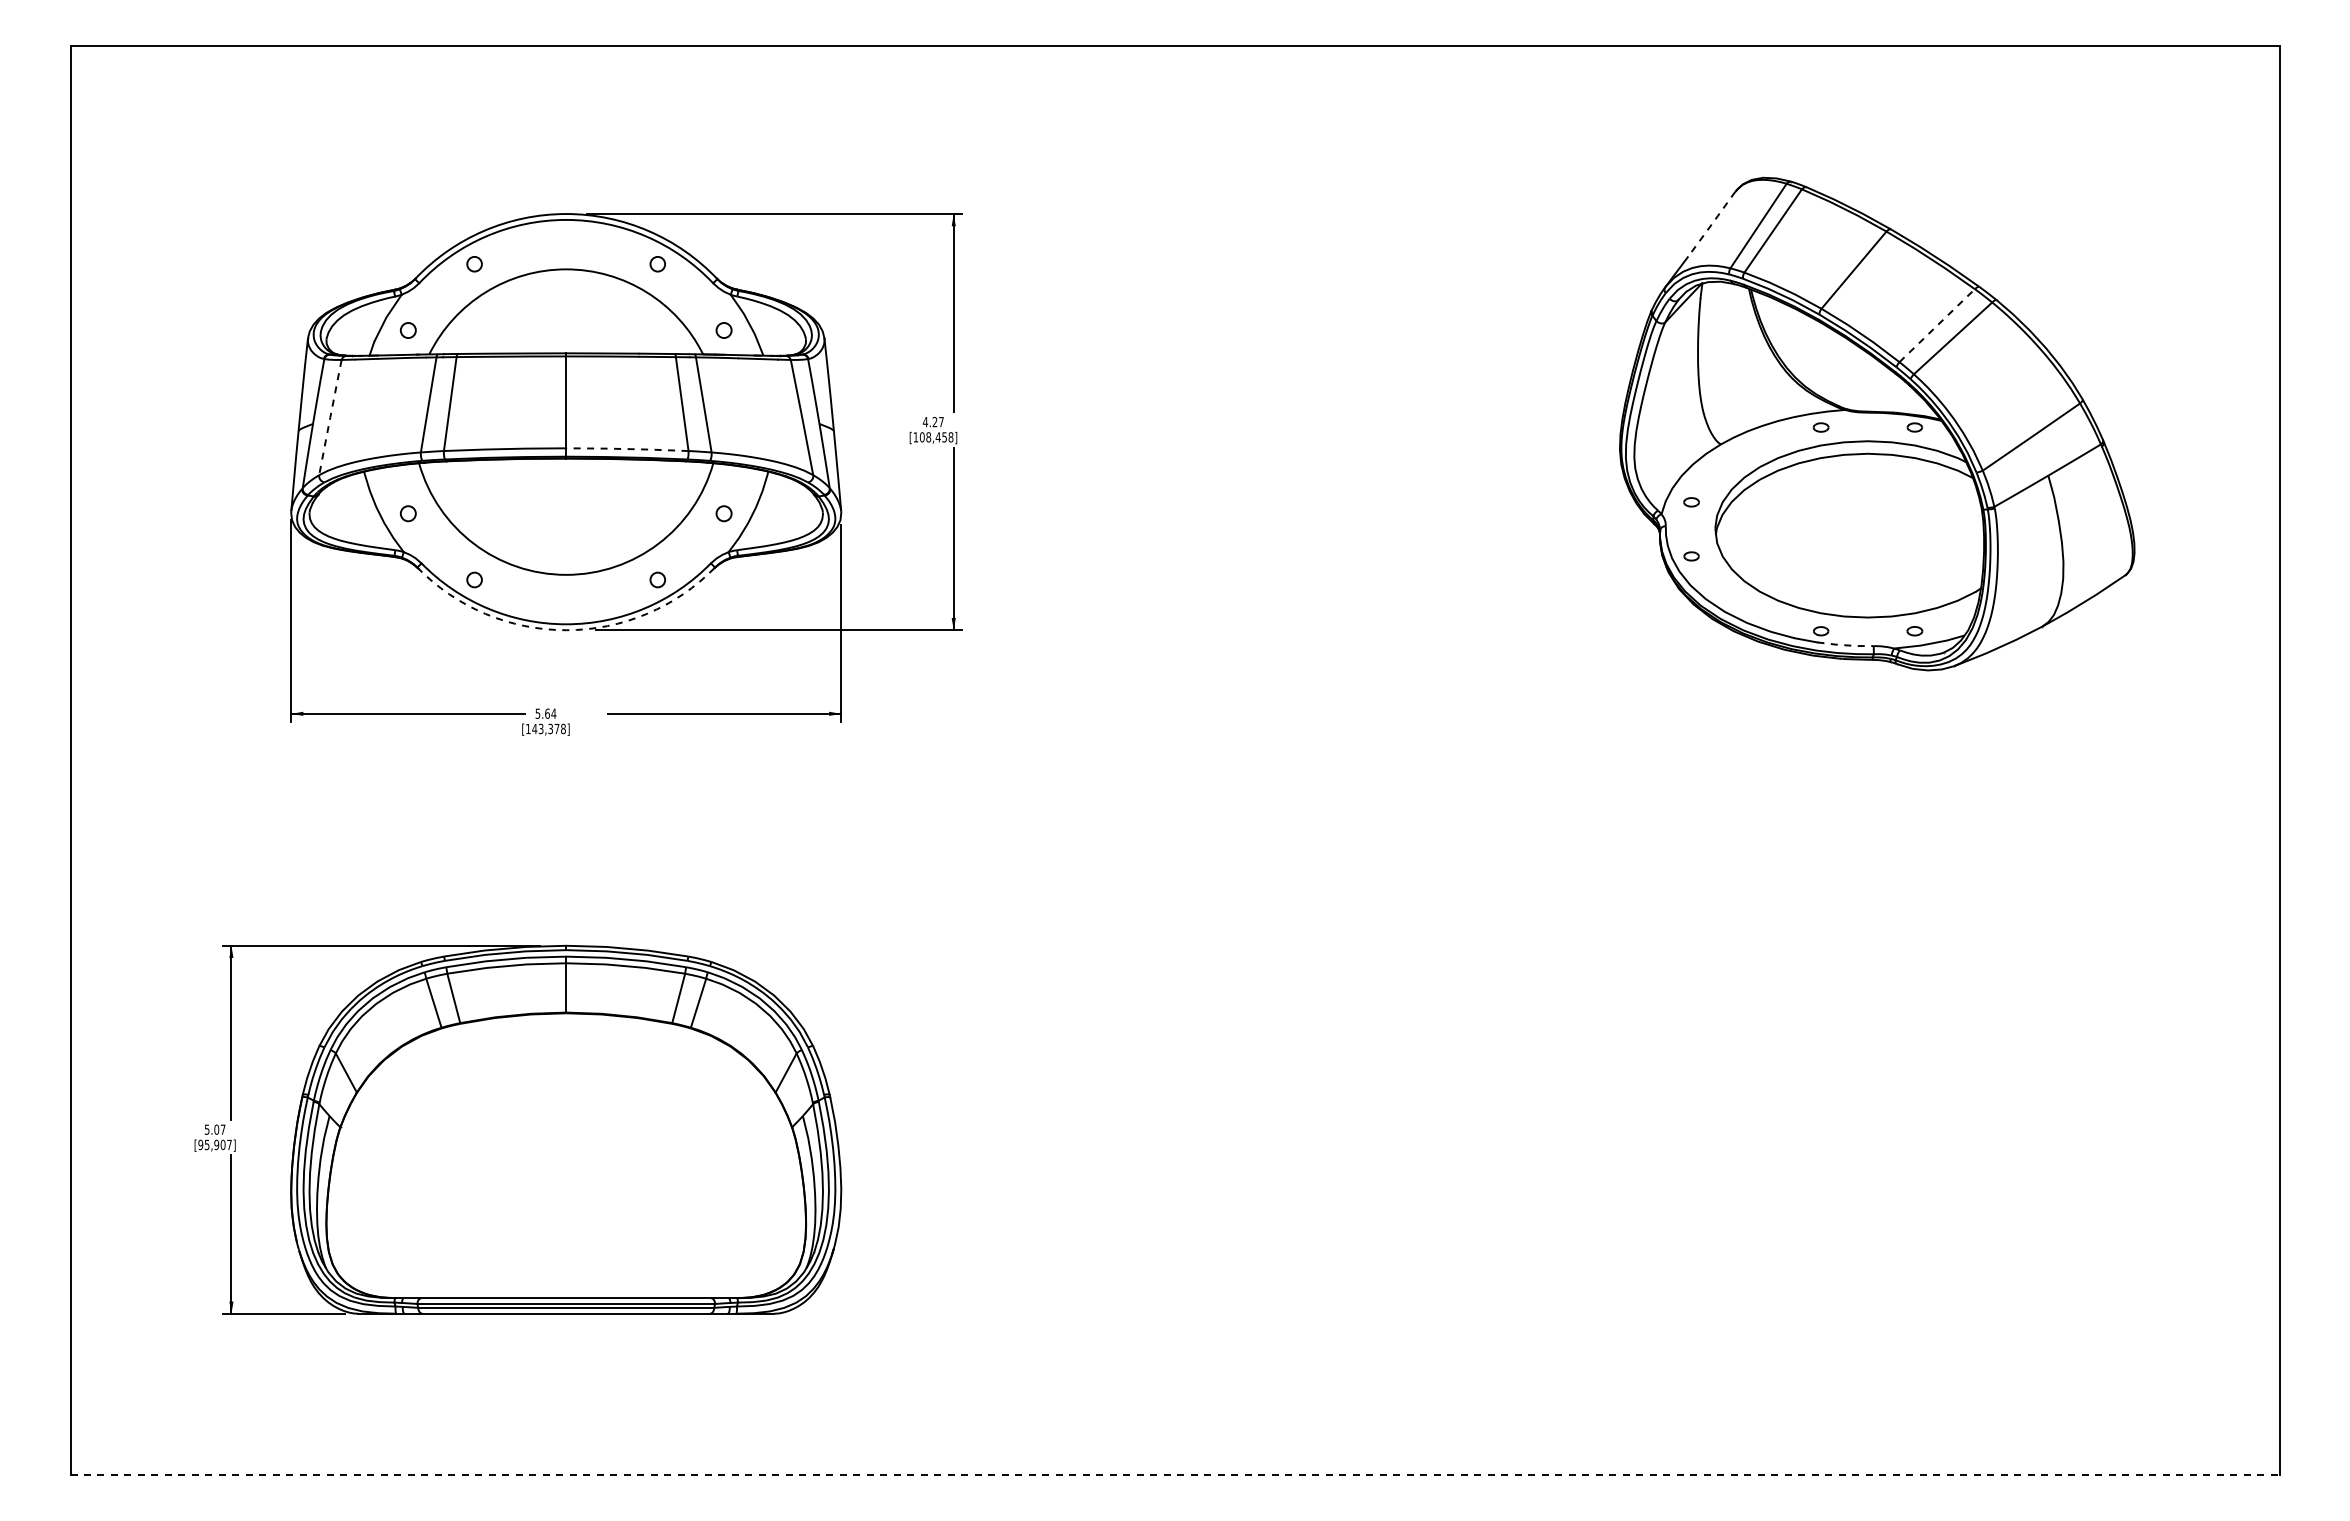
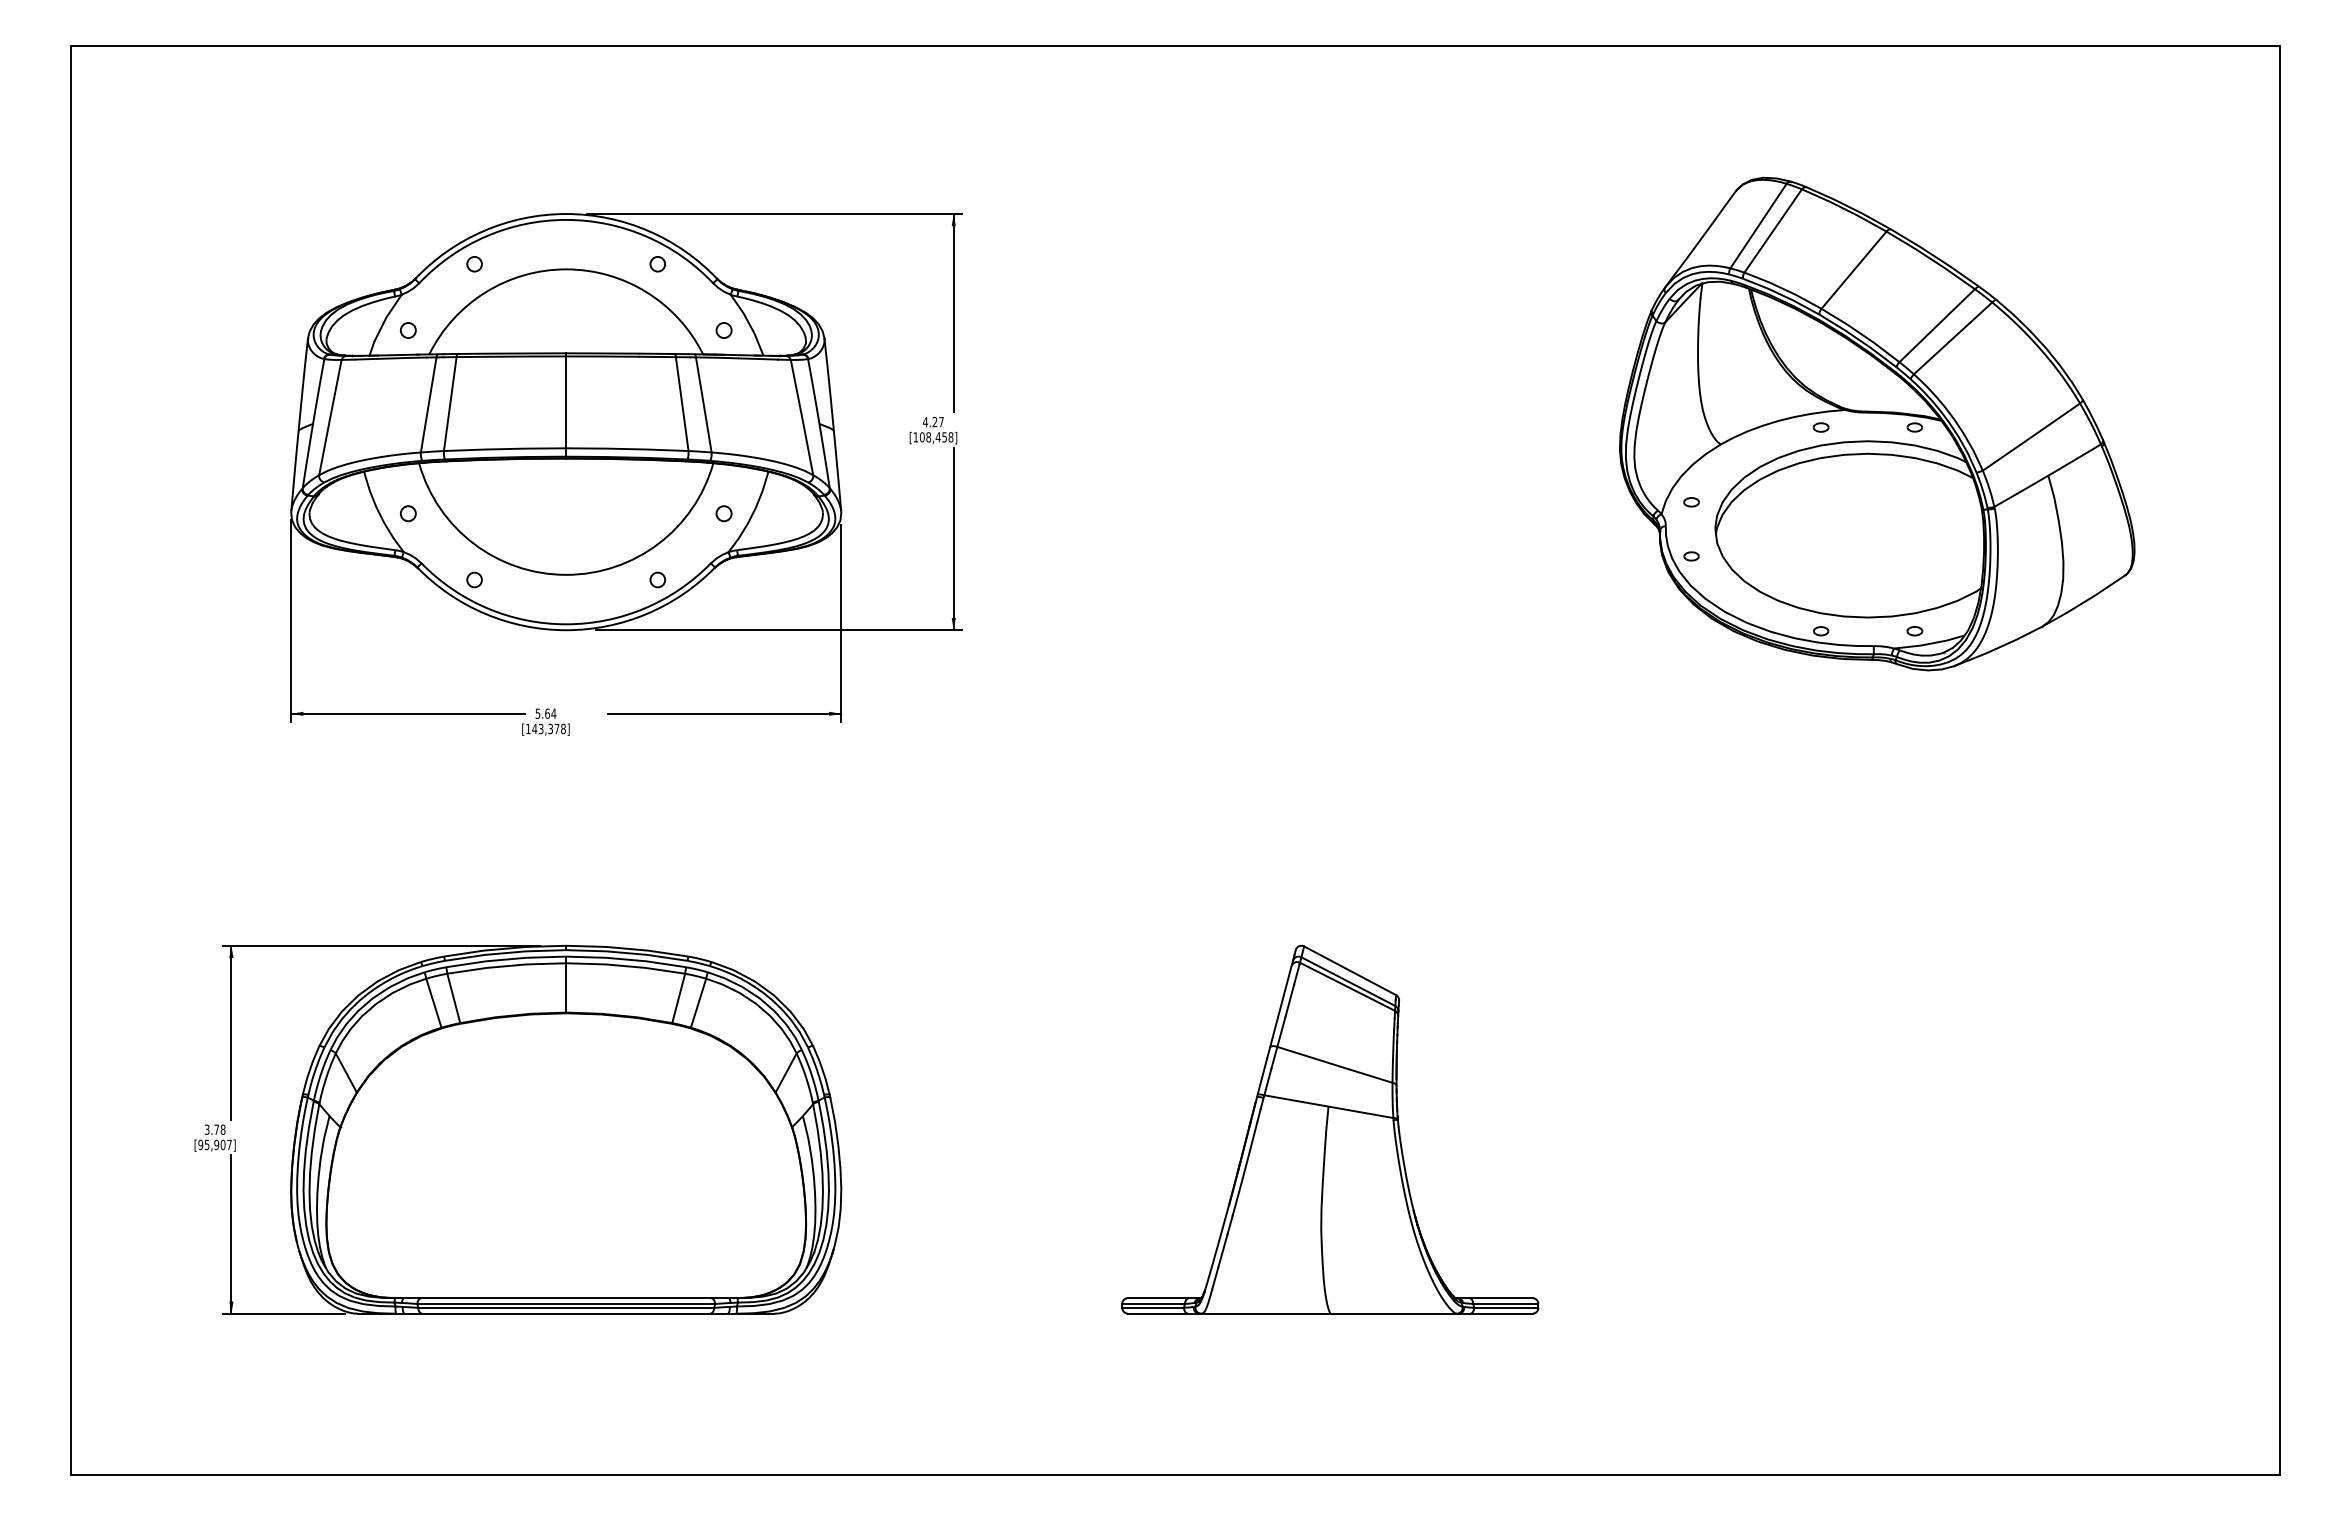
line: dashed -> solid (1711, 224)
line: dashed -> solid (1937, 325)
line: dashed -> solid (330, 417)
line: dashed -> solid (627, 449)
arc: dashed -> solid (566, 630)
line: dashed -> solid (1845, 645)
text: 5.07 -> 3.78 (215, 1129)
part: none -> present (1330, 1129)
line: dashed -> solid (1175, 1475)
